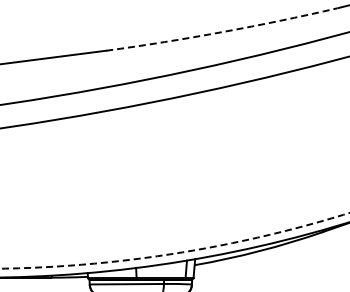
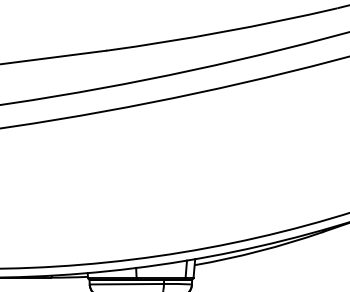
arc: dashed -> solid (222, 32)
arc: dashed -> solid (177, 253)
